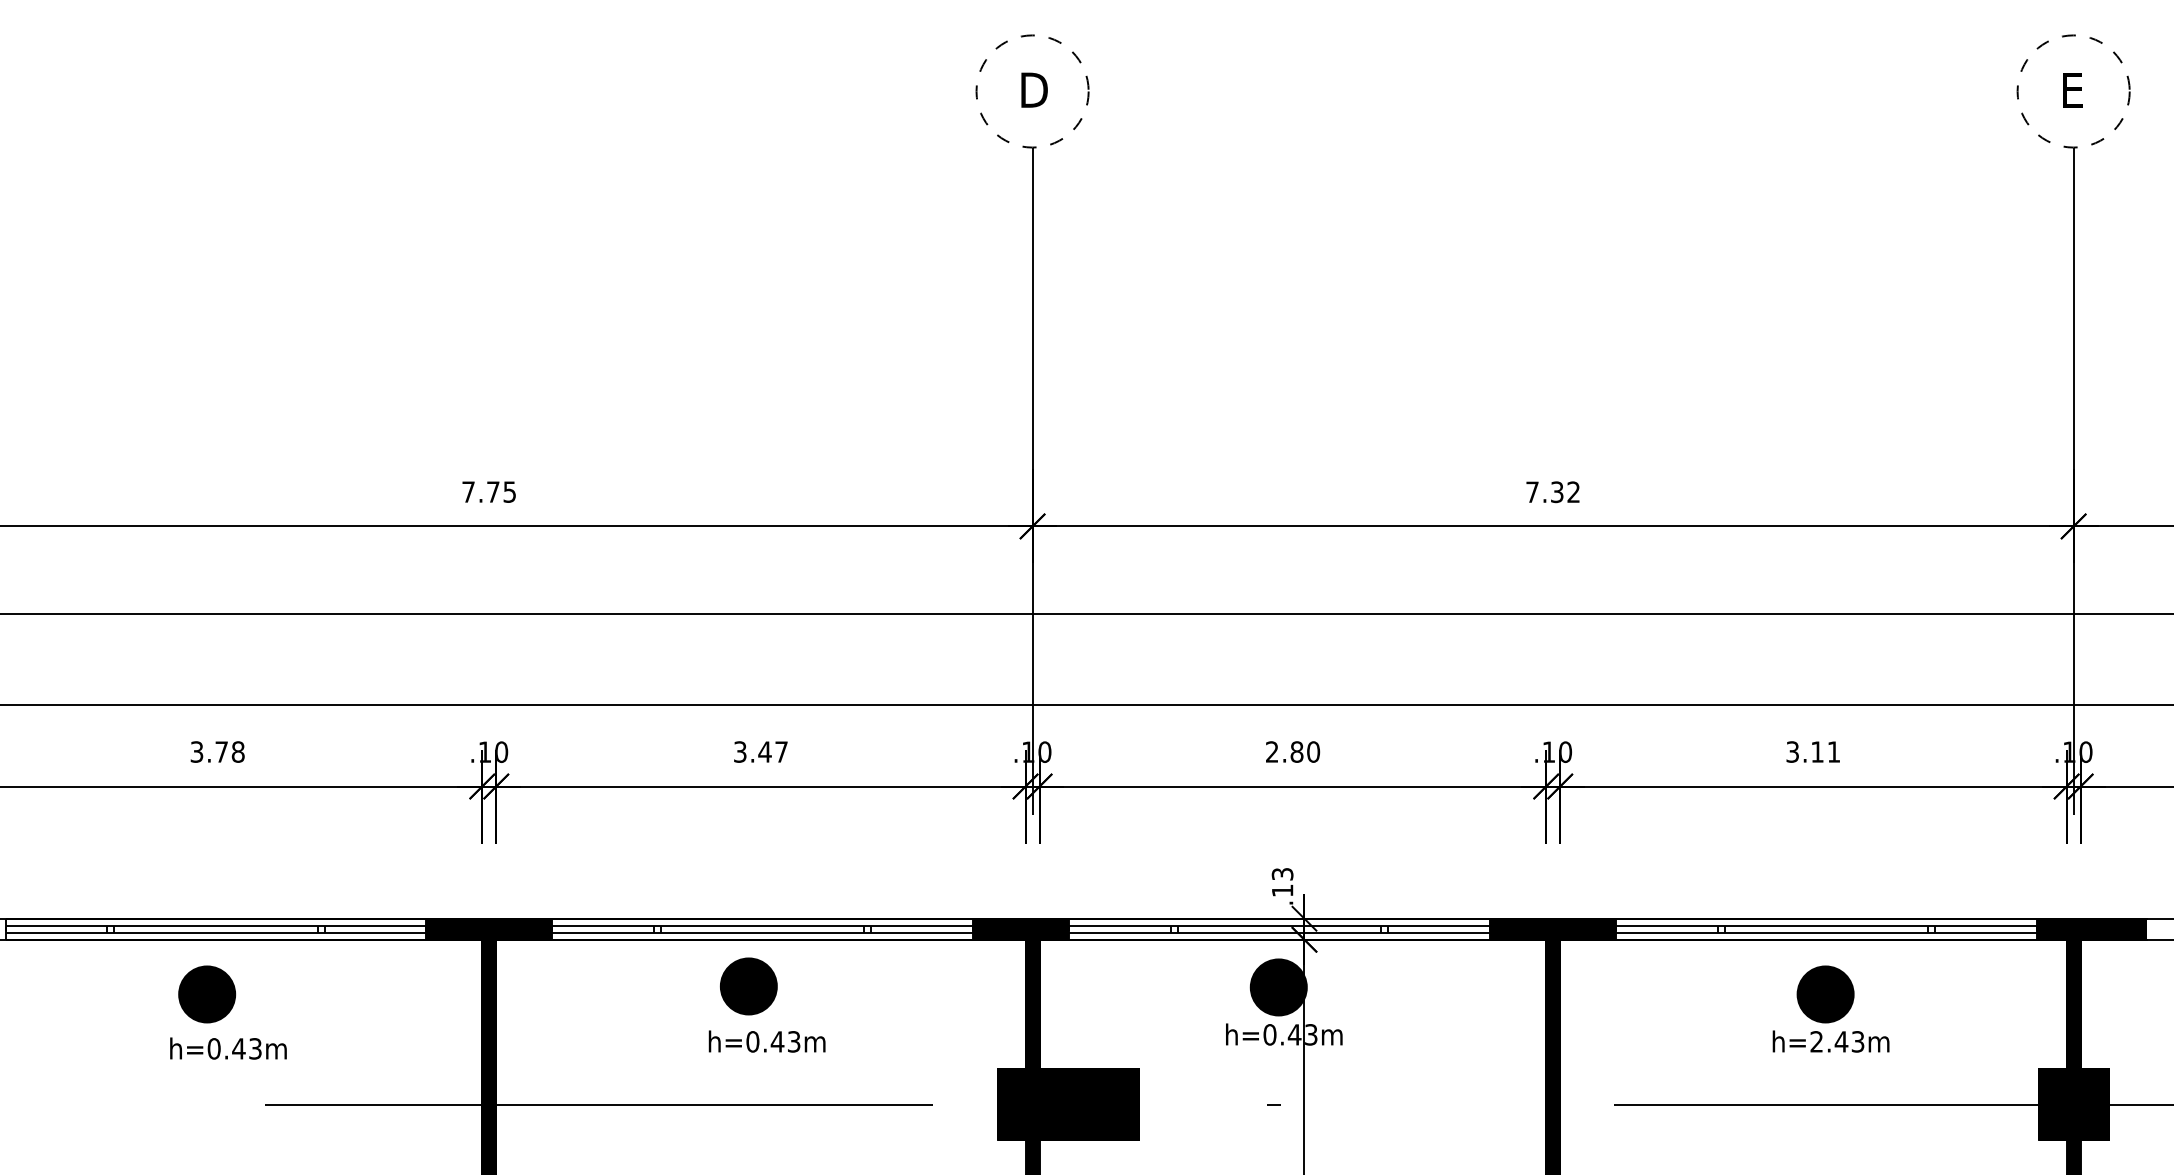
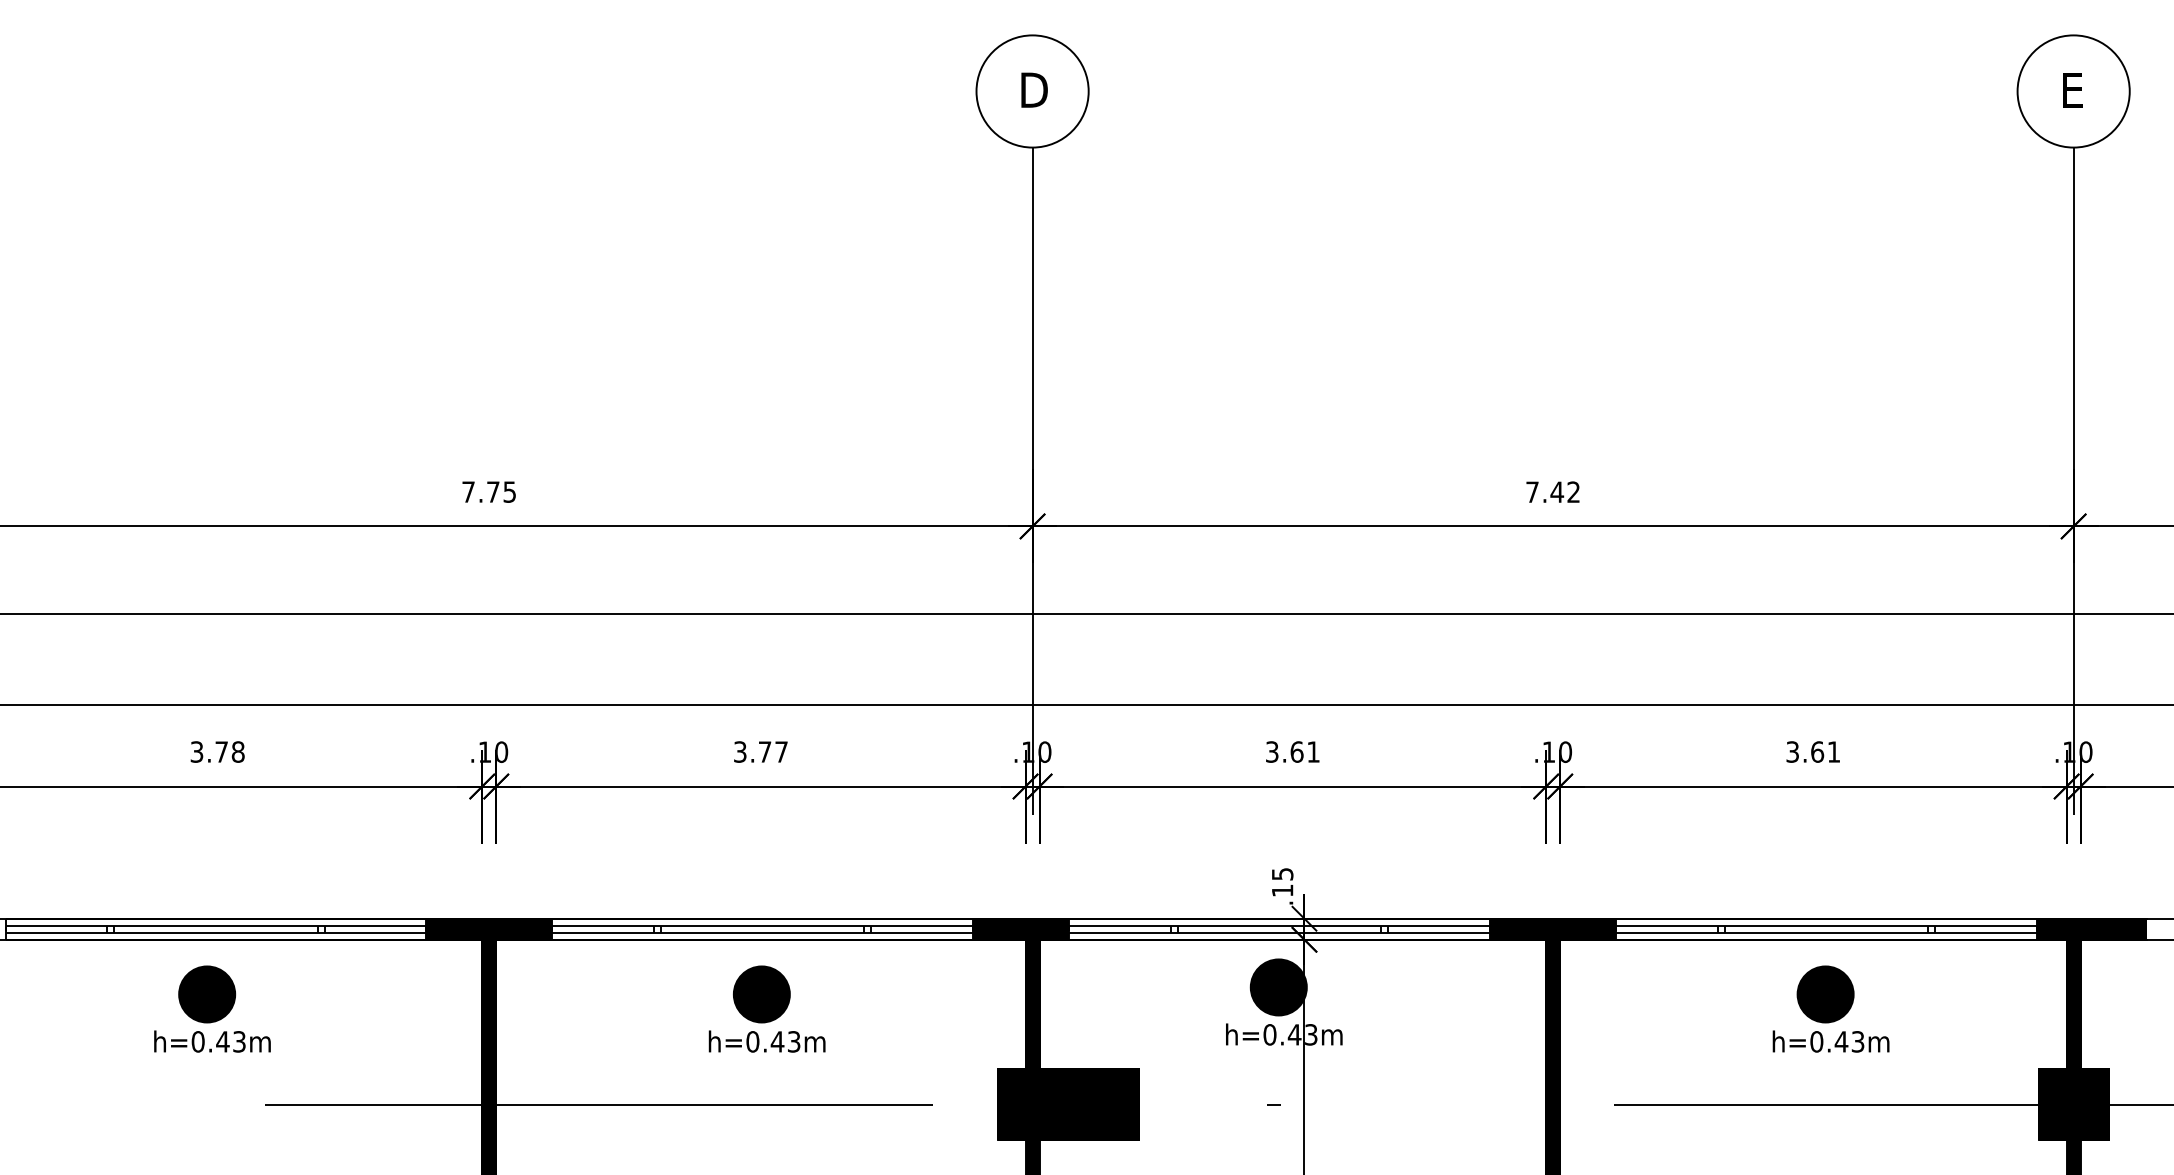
circle: dashed -> solid (1032, 91)
circle: dashed -> solid (2073, 91)
text: 7.32 -> 7.42 (1557, 492)
text: 3.47 -> 3.77 (764, 751)
text: 2.80 -> 3.61 (1293, 751)
text: 3.11 -> 3.61 (1817, 751)
text: .13 -> .15 (1281, 873)
part position: (748, 986) -> (761, 994) (761, 994)
text: h=2.43m -> h=0.43m (1816, 1041)
text position: (228, 1048) -> (212, 1041) (212, 1041)
